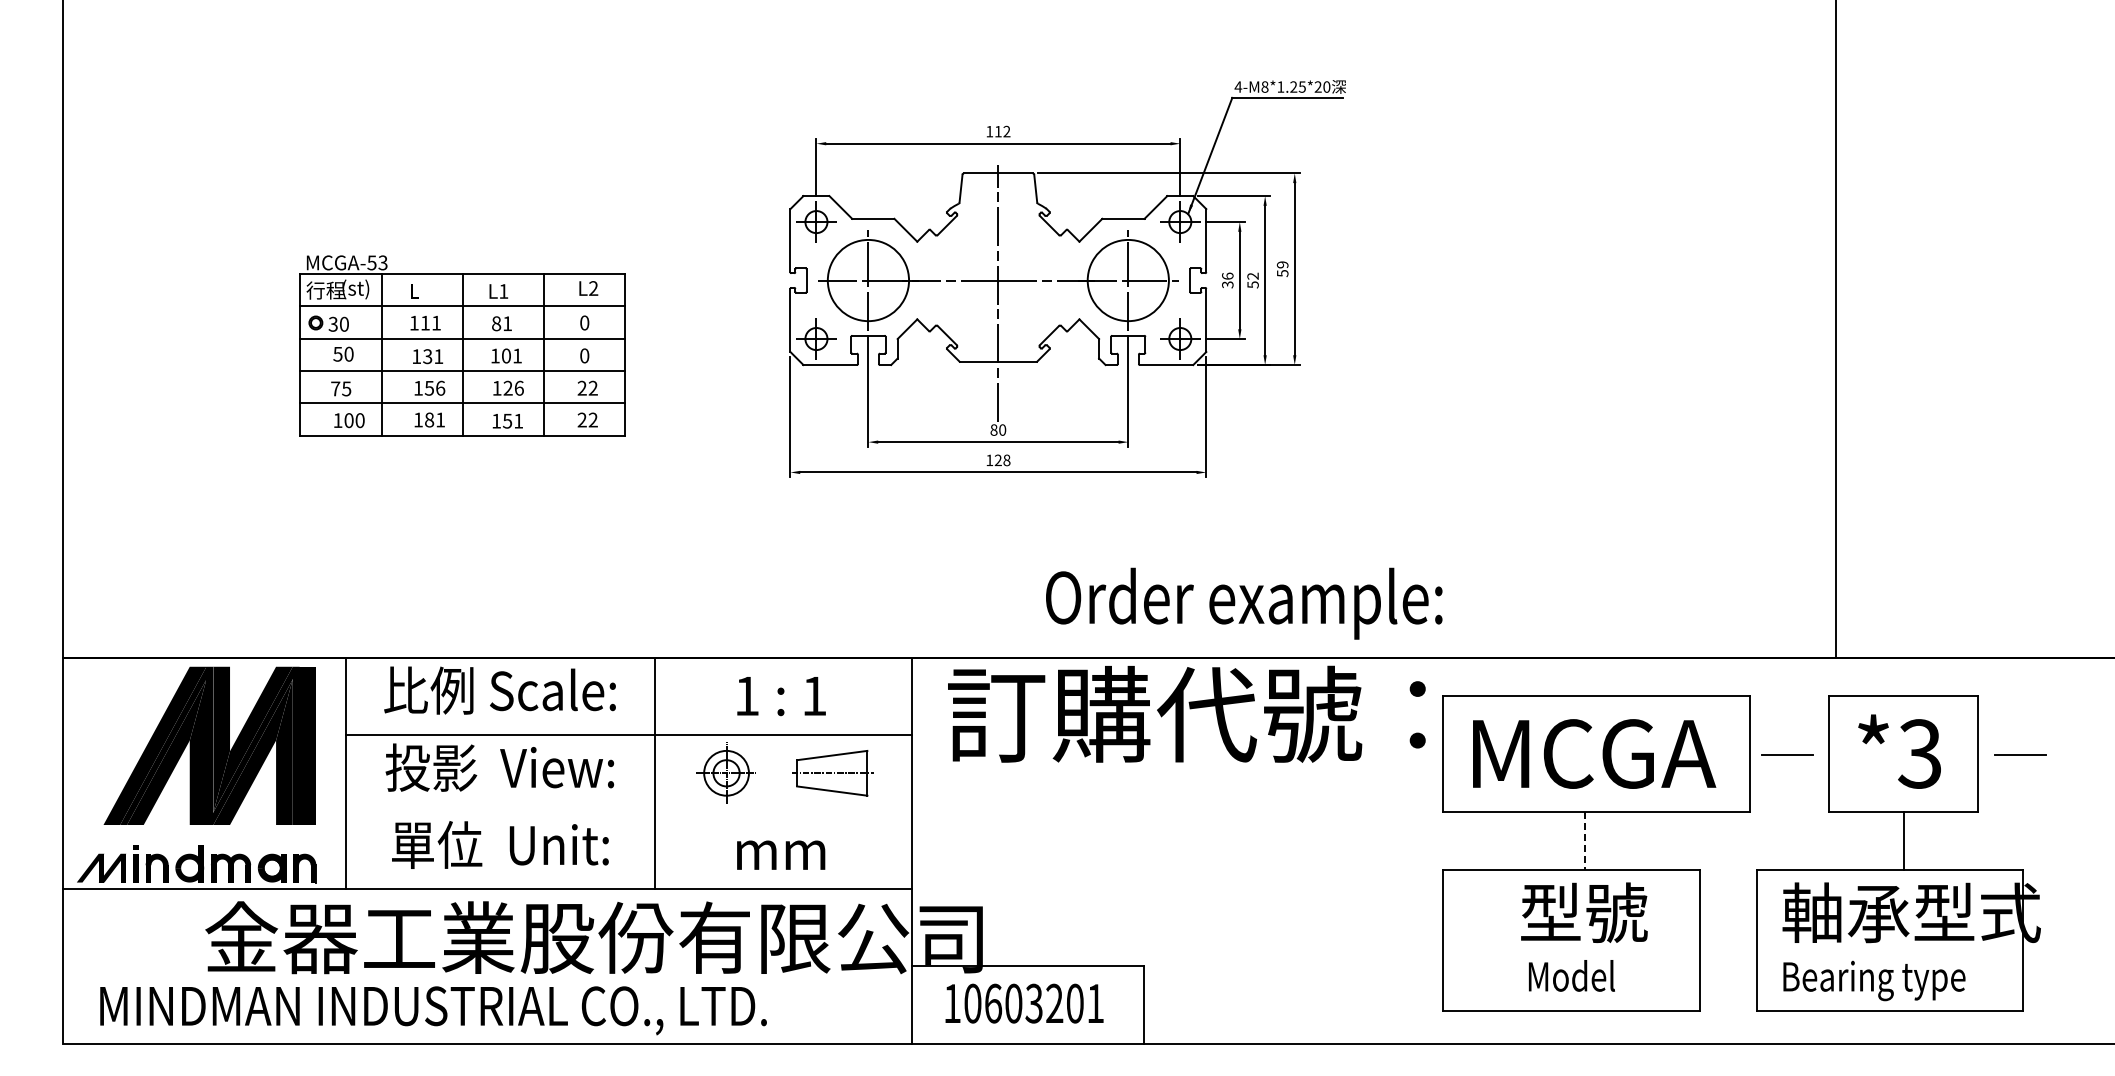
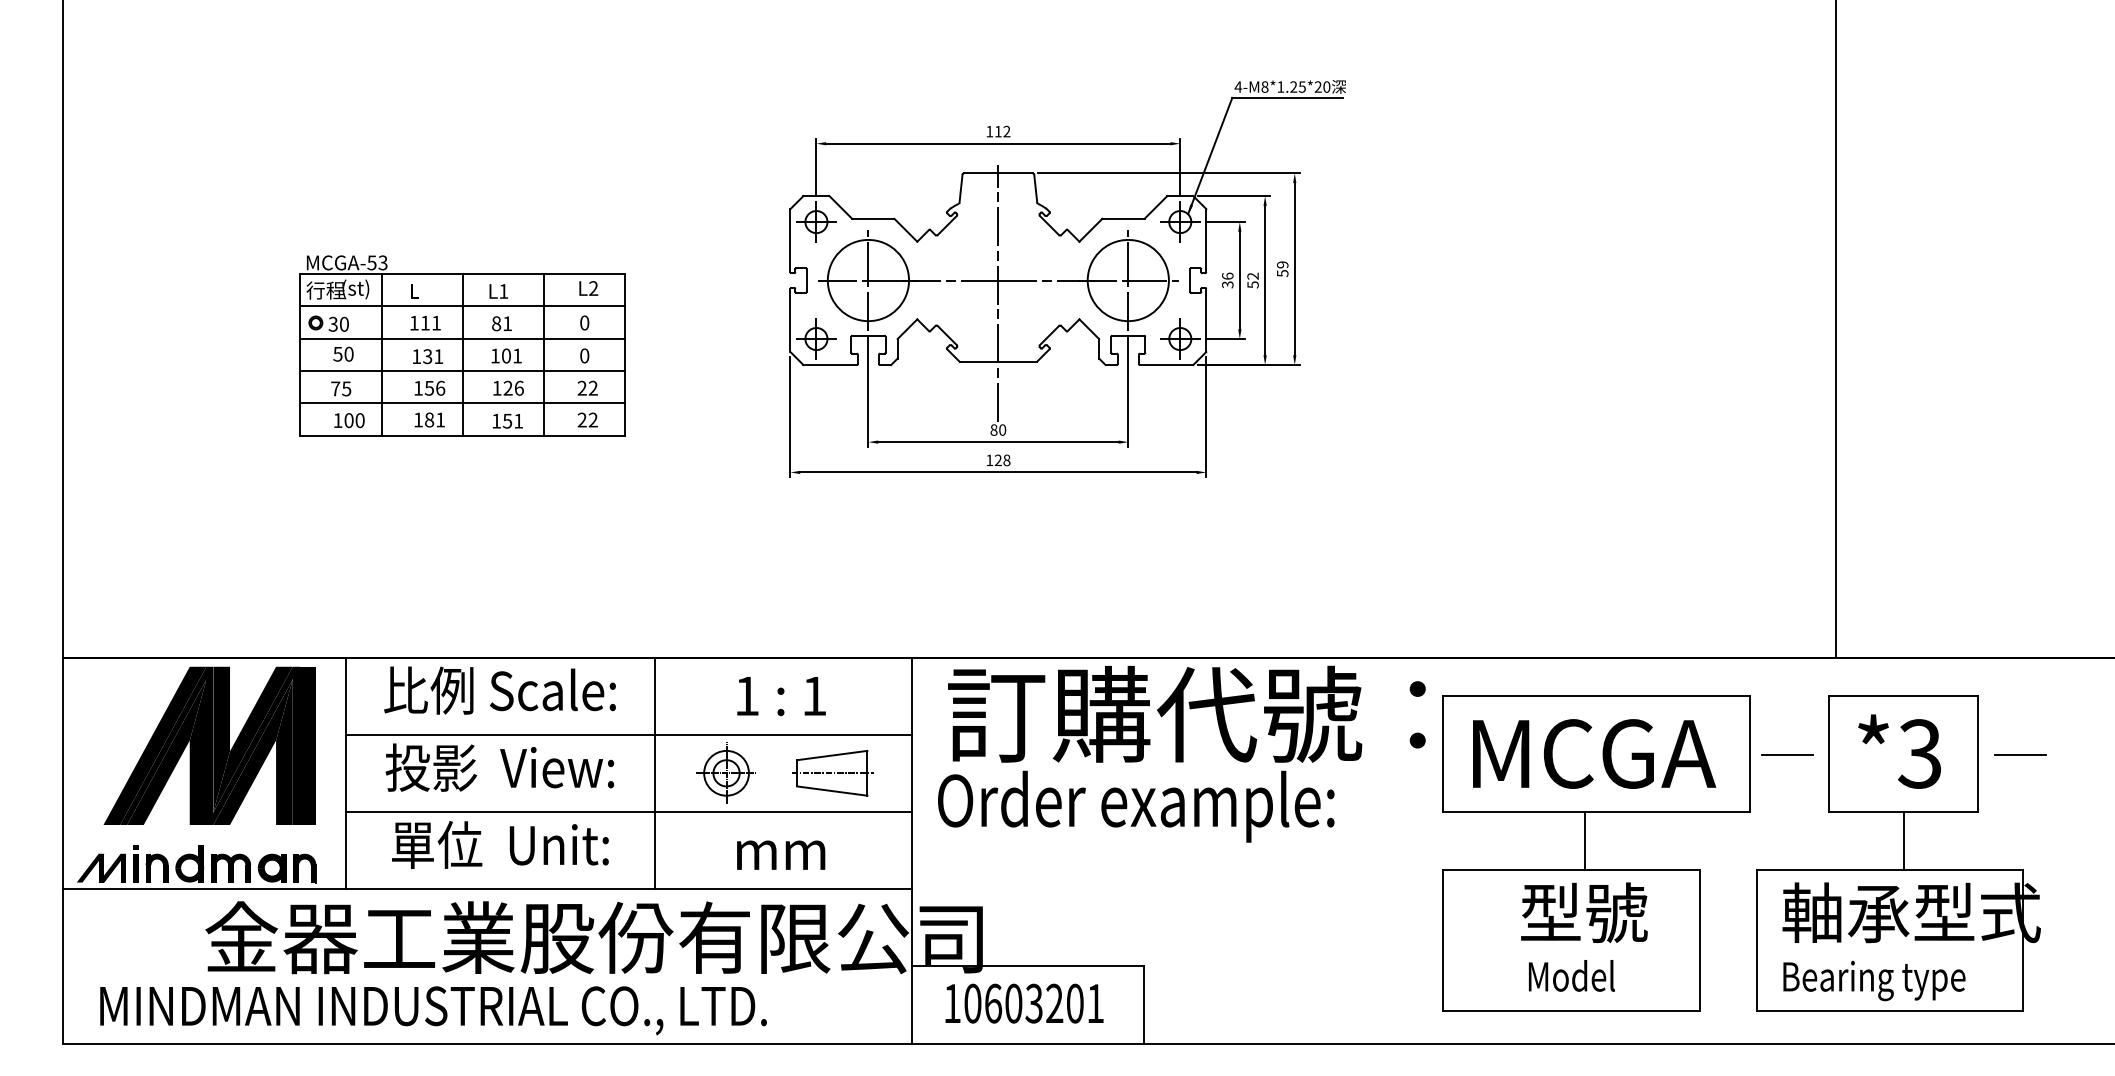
text position: (1244, 603) -> (1136, 806) (1136, 806)
line: none -> present (629, 811)
line: dashed -> solid (1585, 840)
